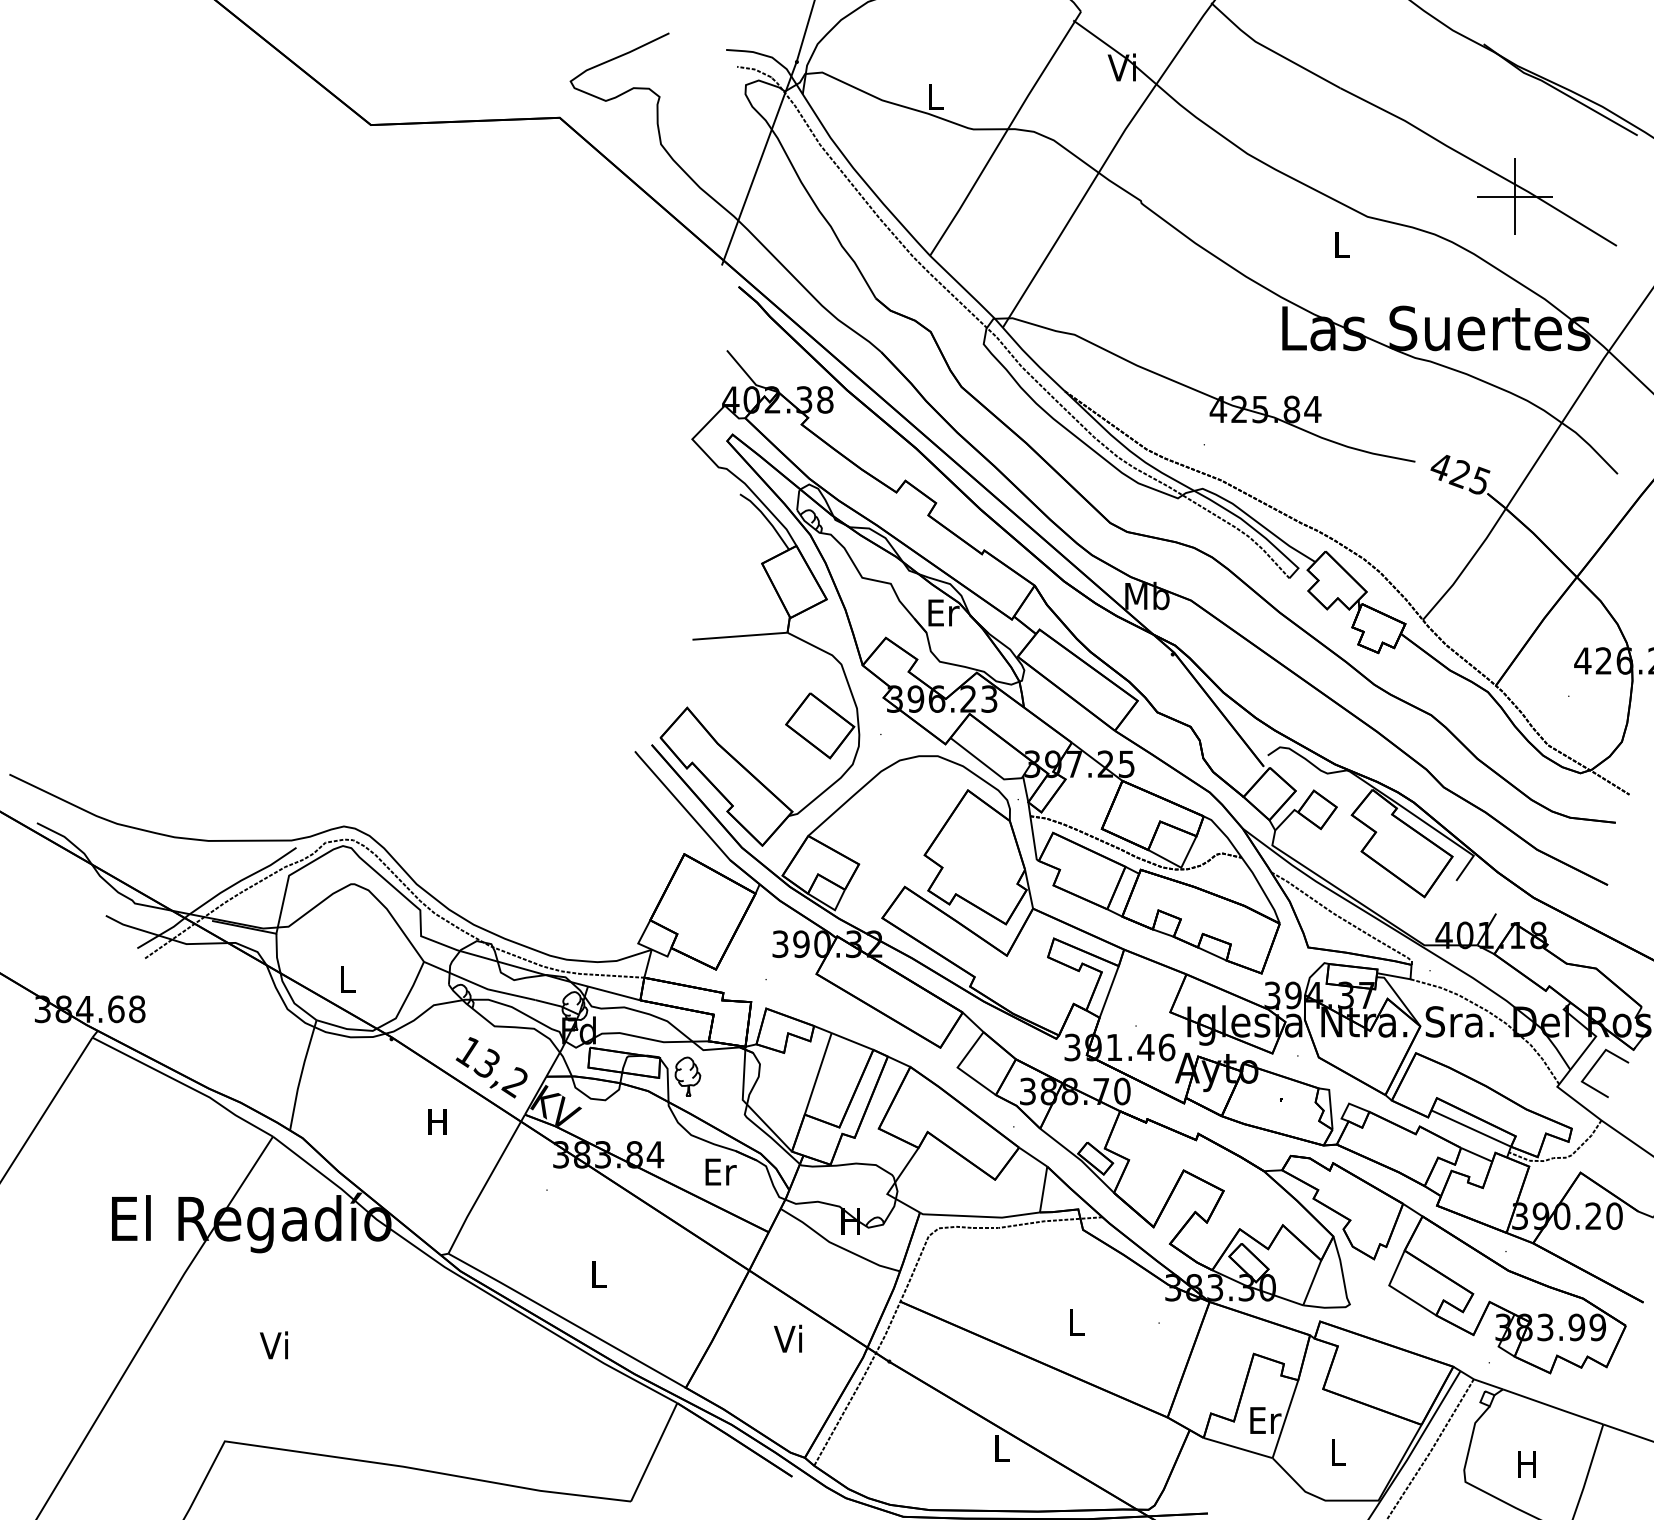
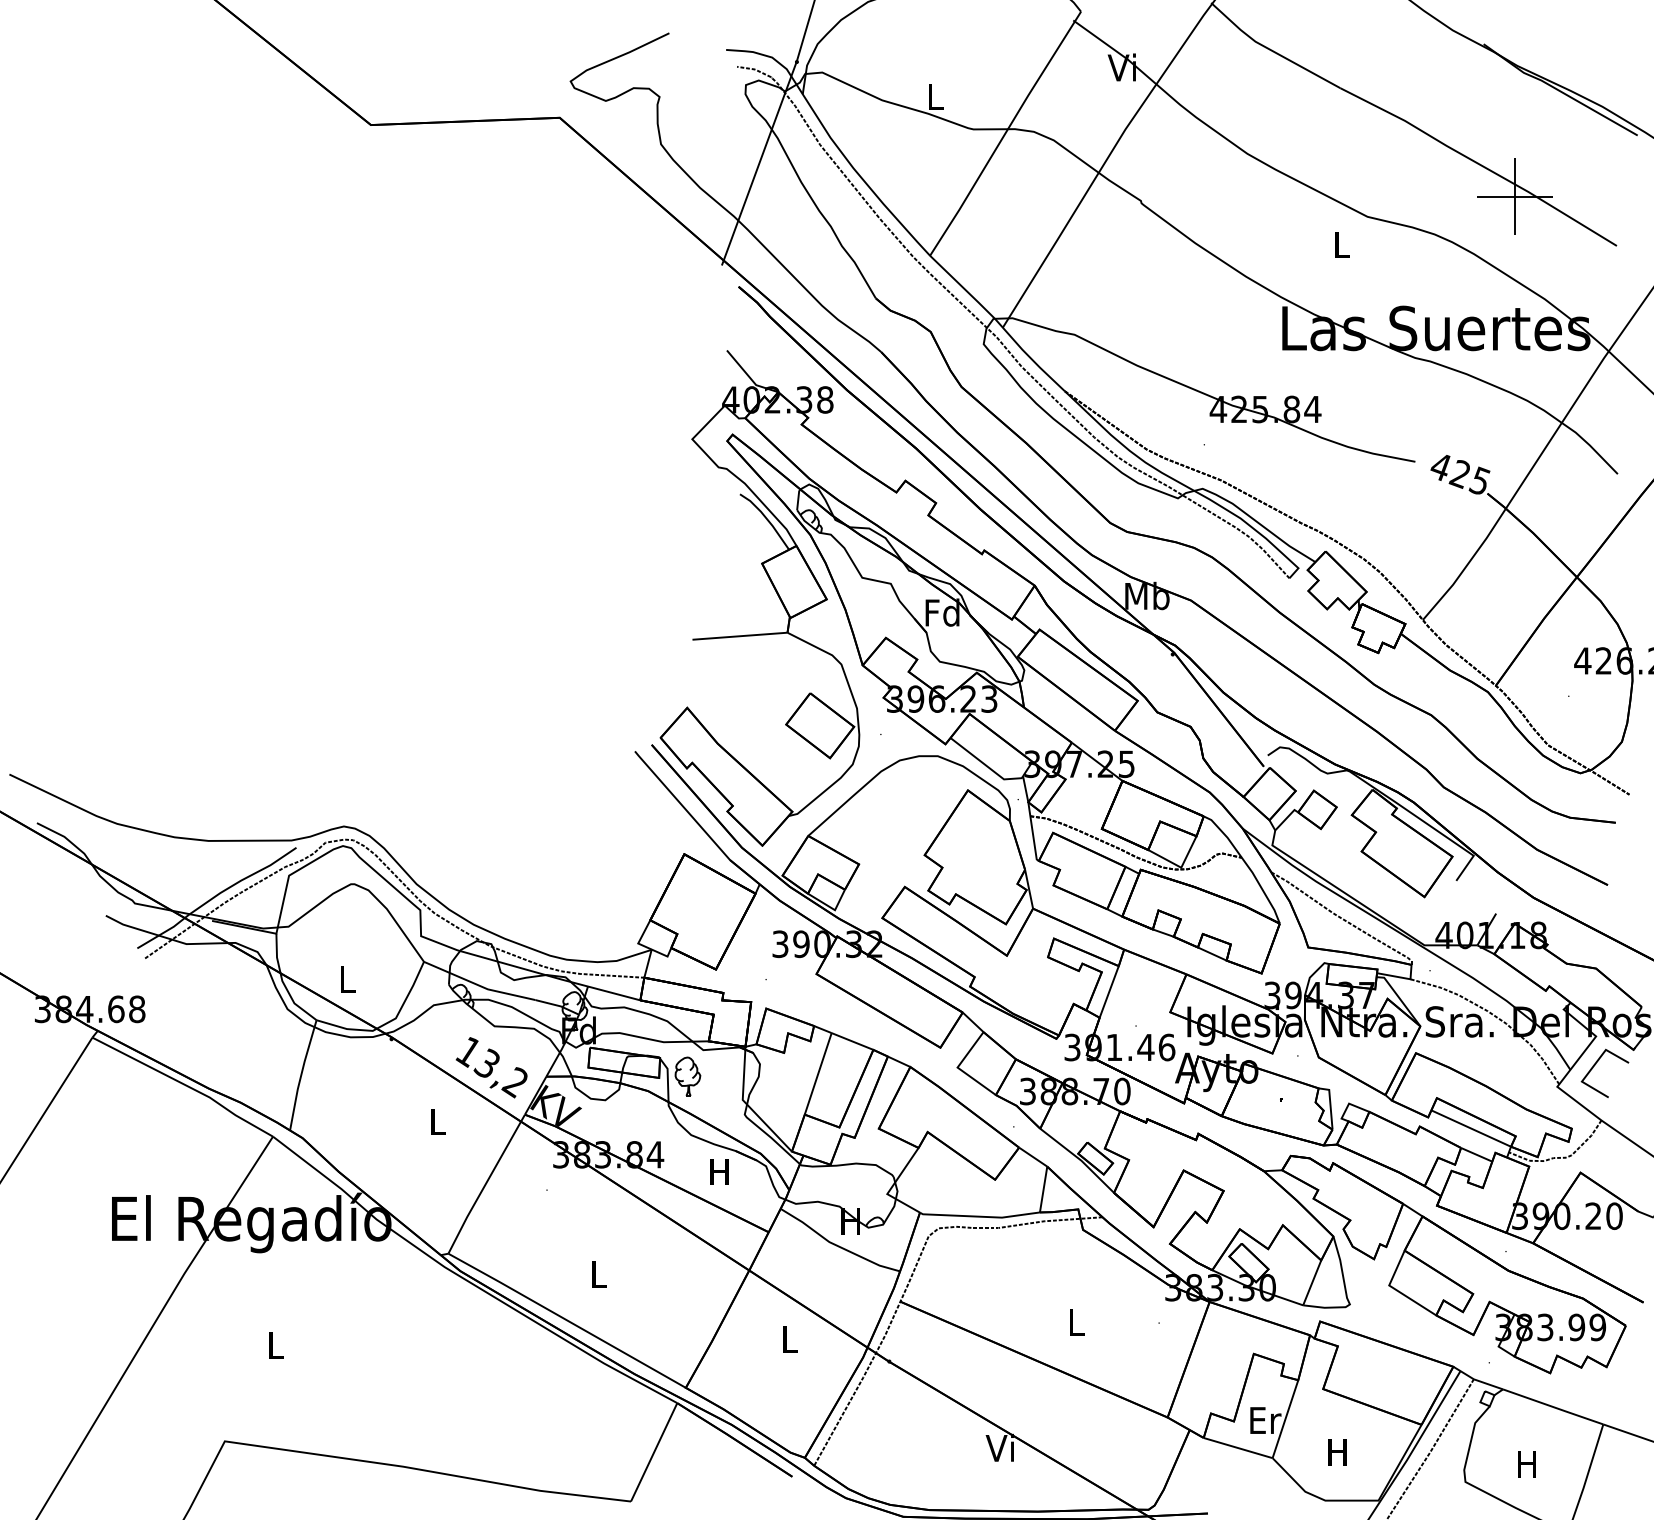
text: Er -> Fd (942, 612)
text: H -> L (437, 1121)
text: Er -> H (720, 1171)
text: Vi -> L (788, 1338)
text: Vi -> L (273, 1345)
text: L -> Vi (999, 1447)
text: L -> H (1337, 1452)
